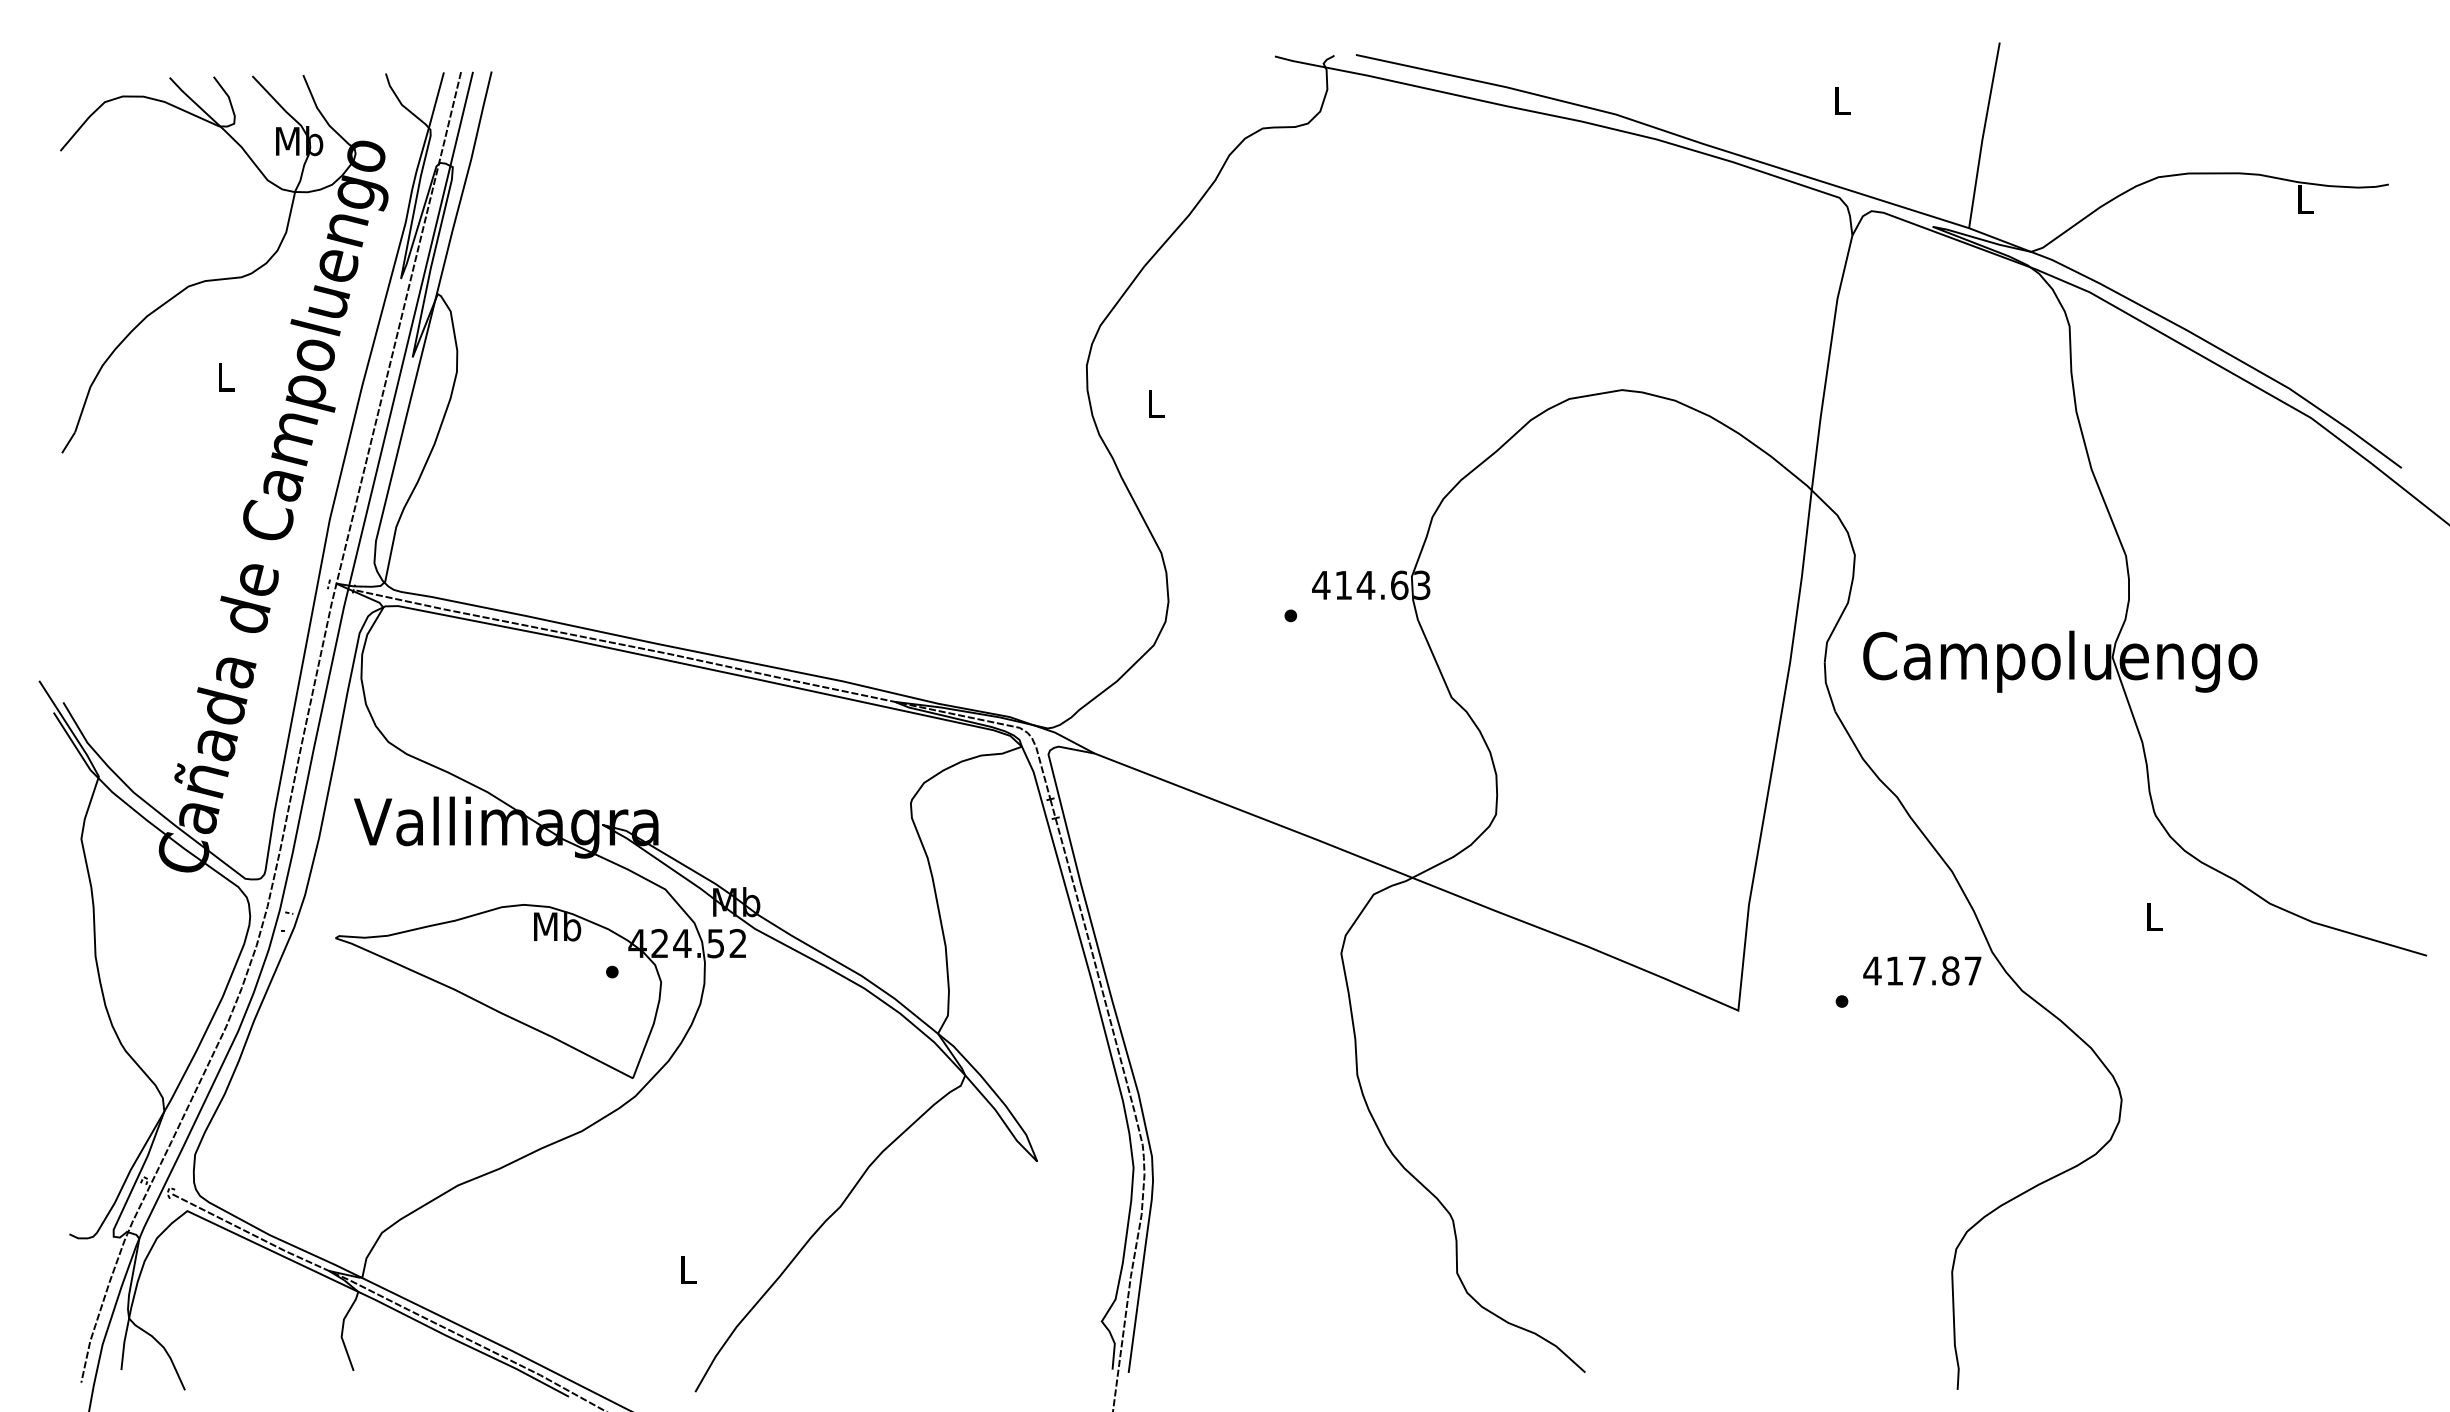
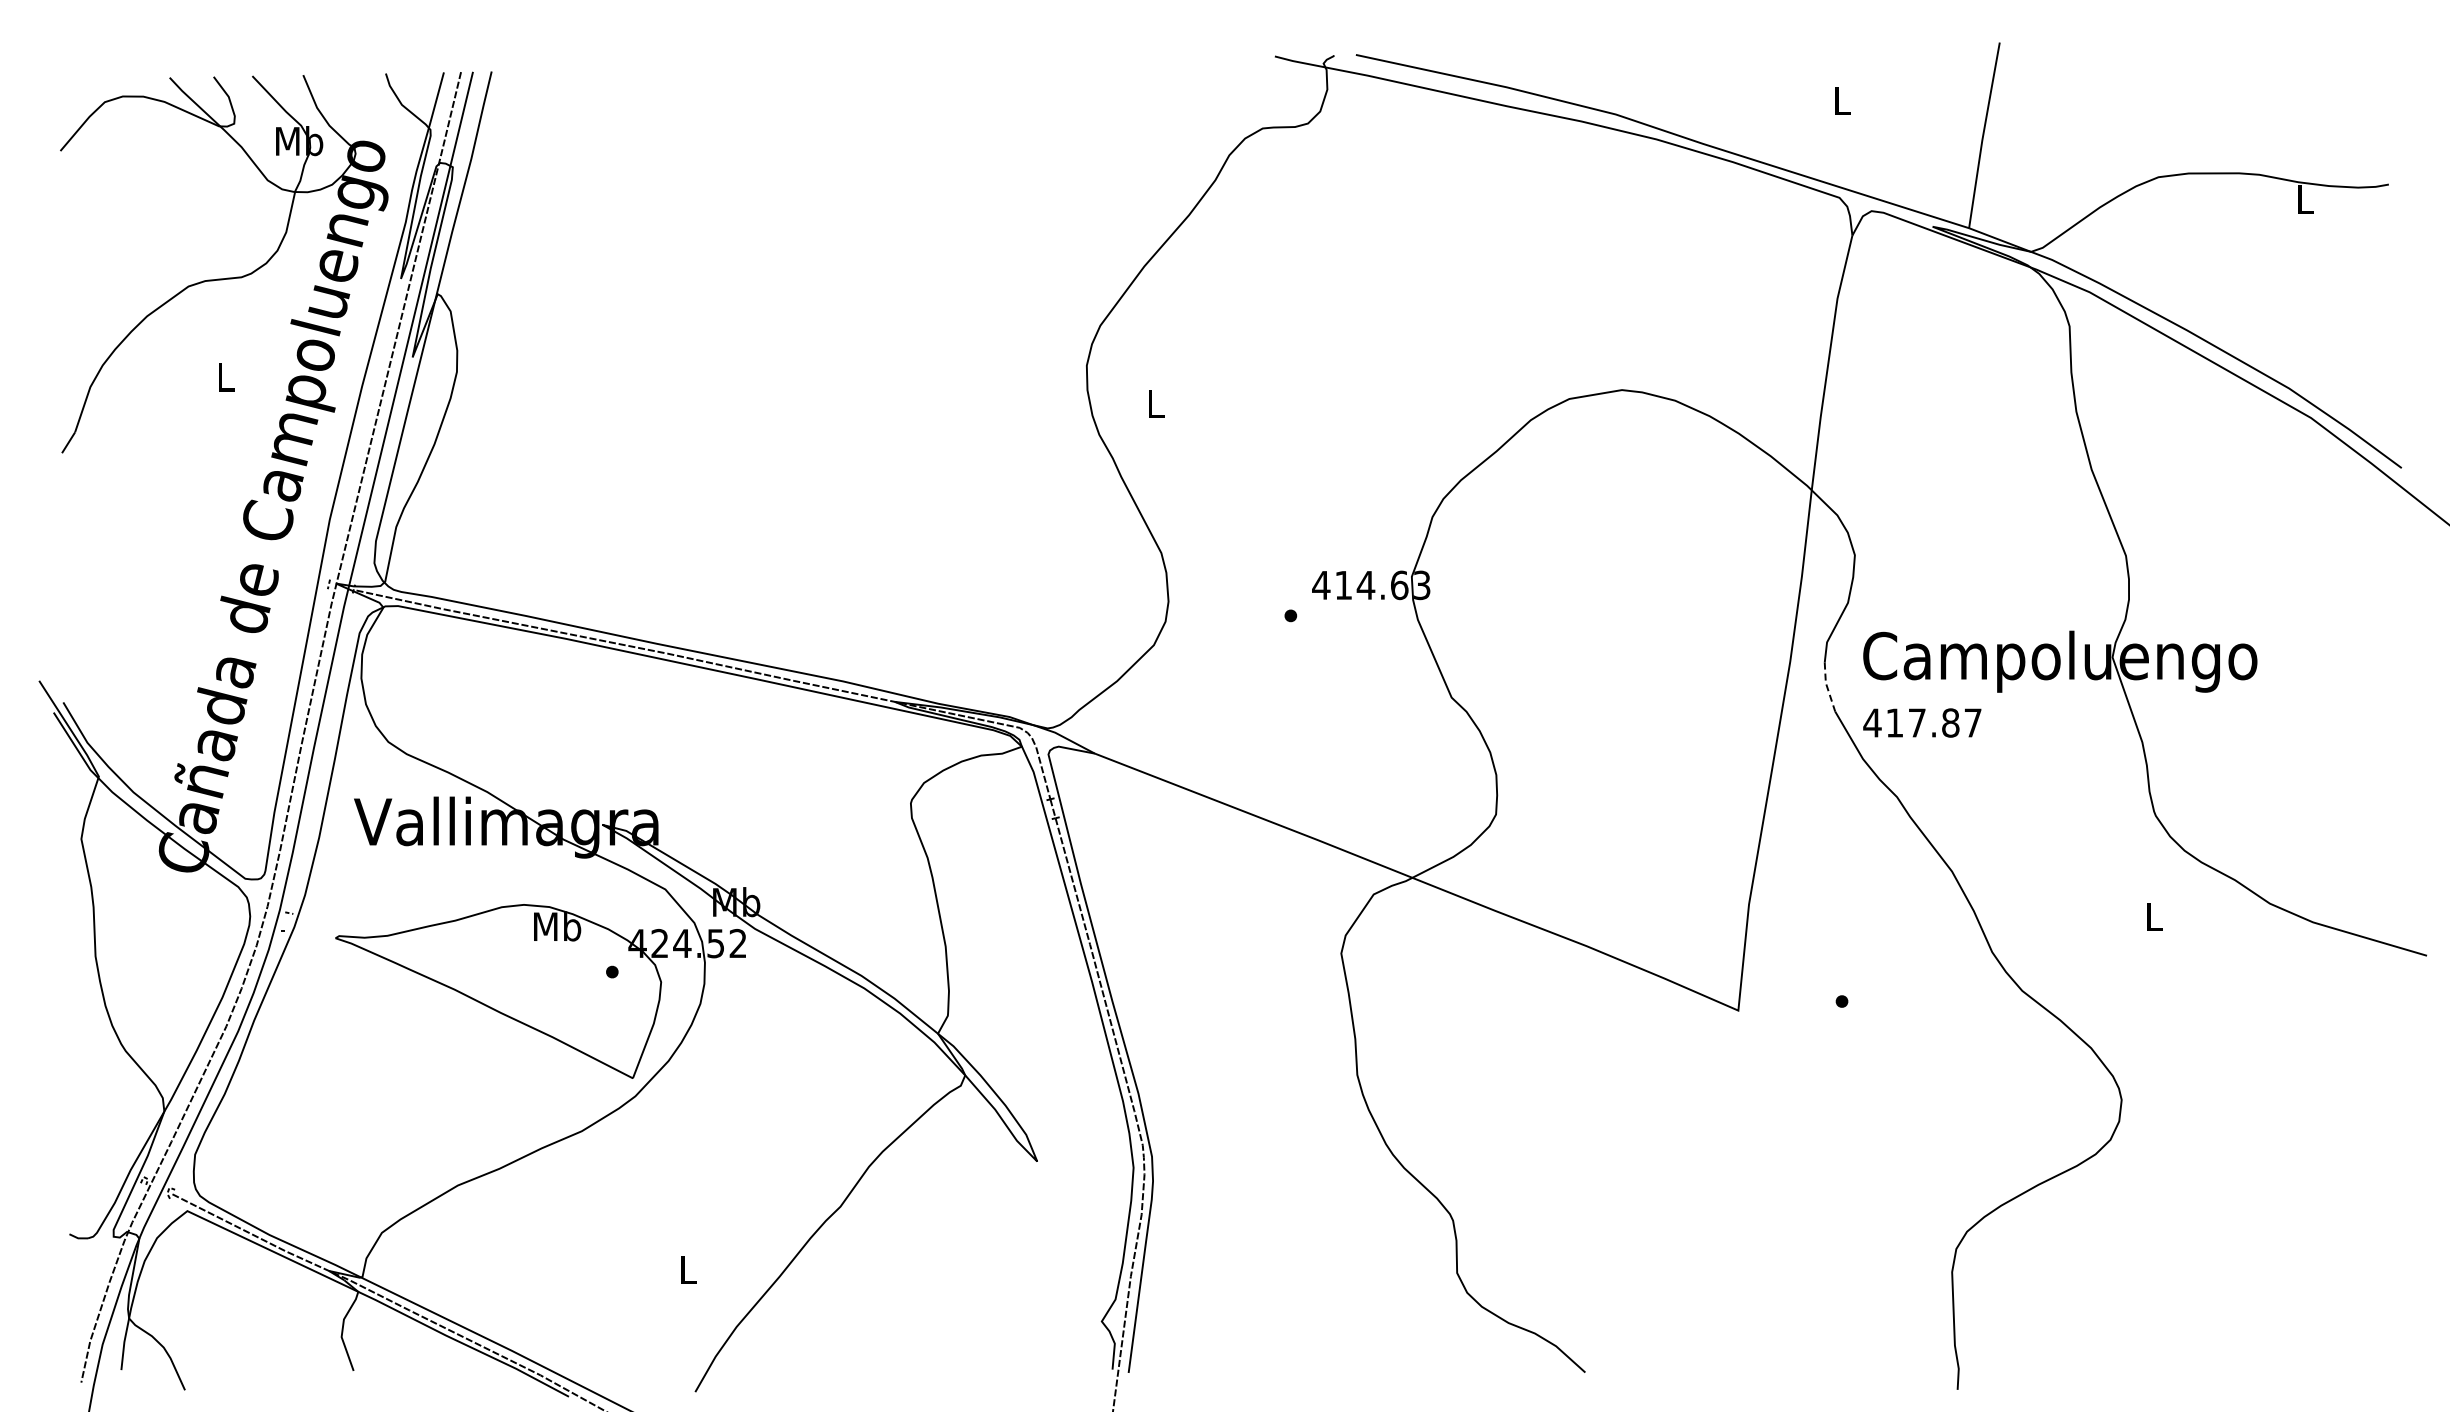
line: solid -> dashed (1827, 687)
text position: (1922, 970) -> (1922, 722) (1922, 722)
